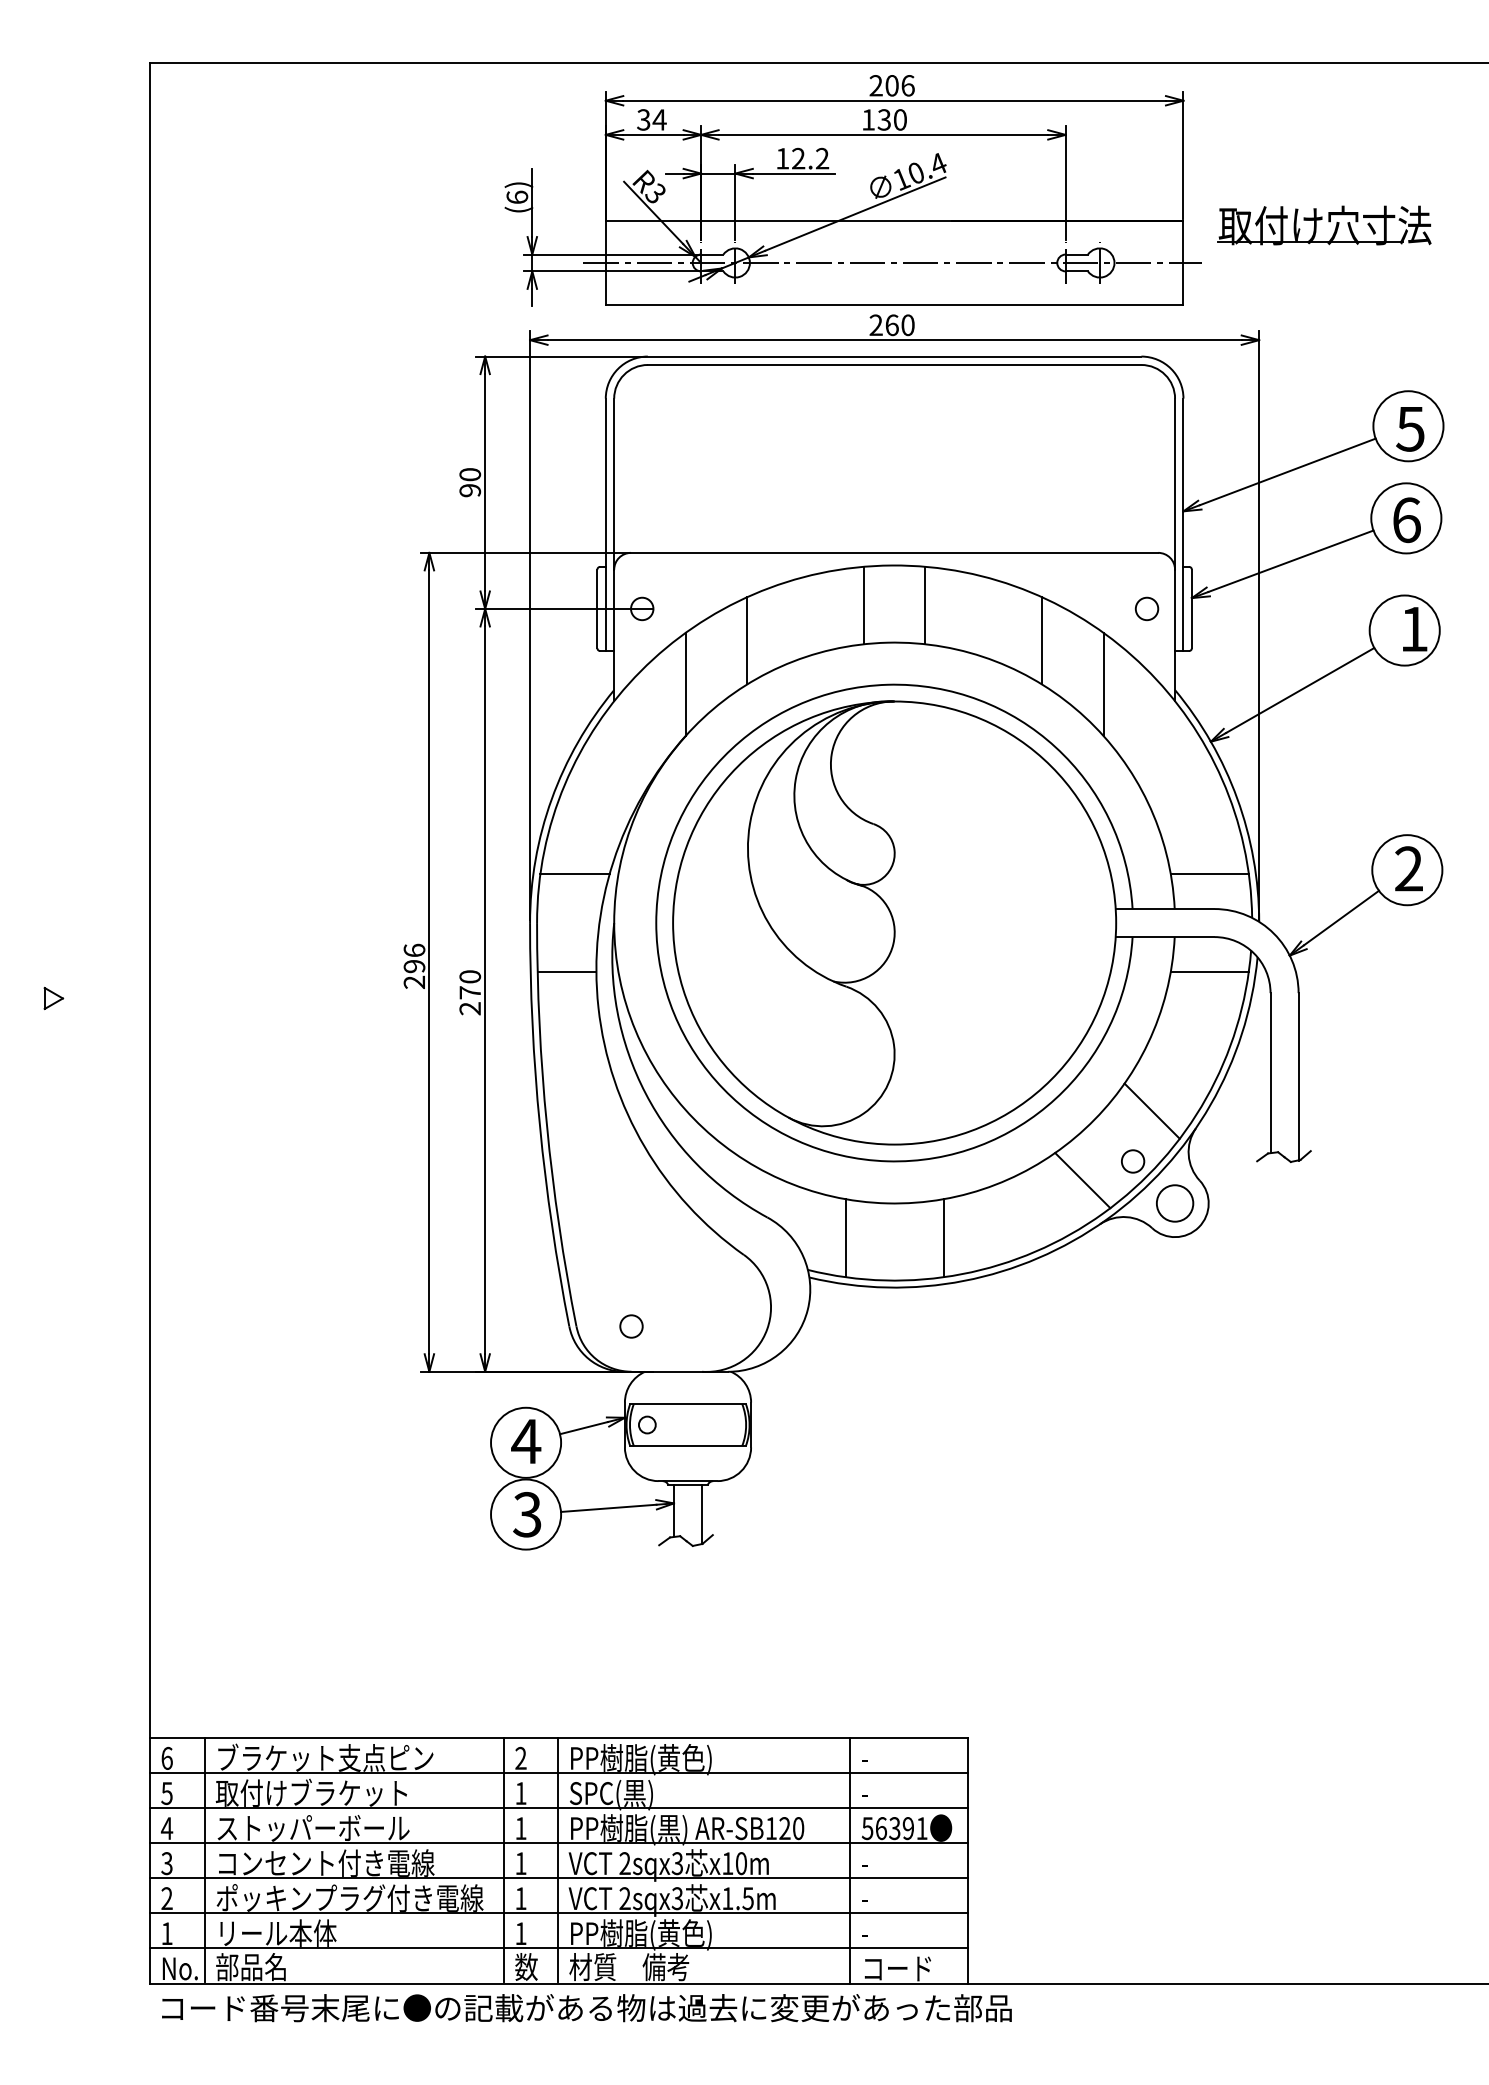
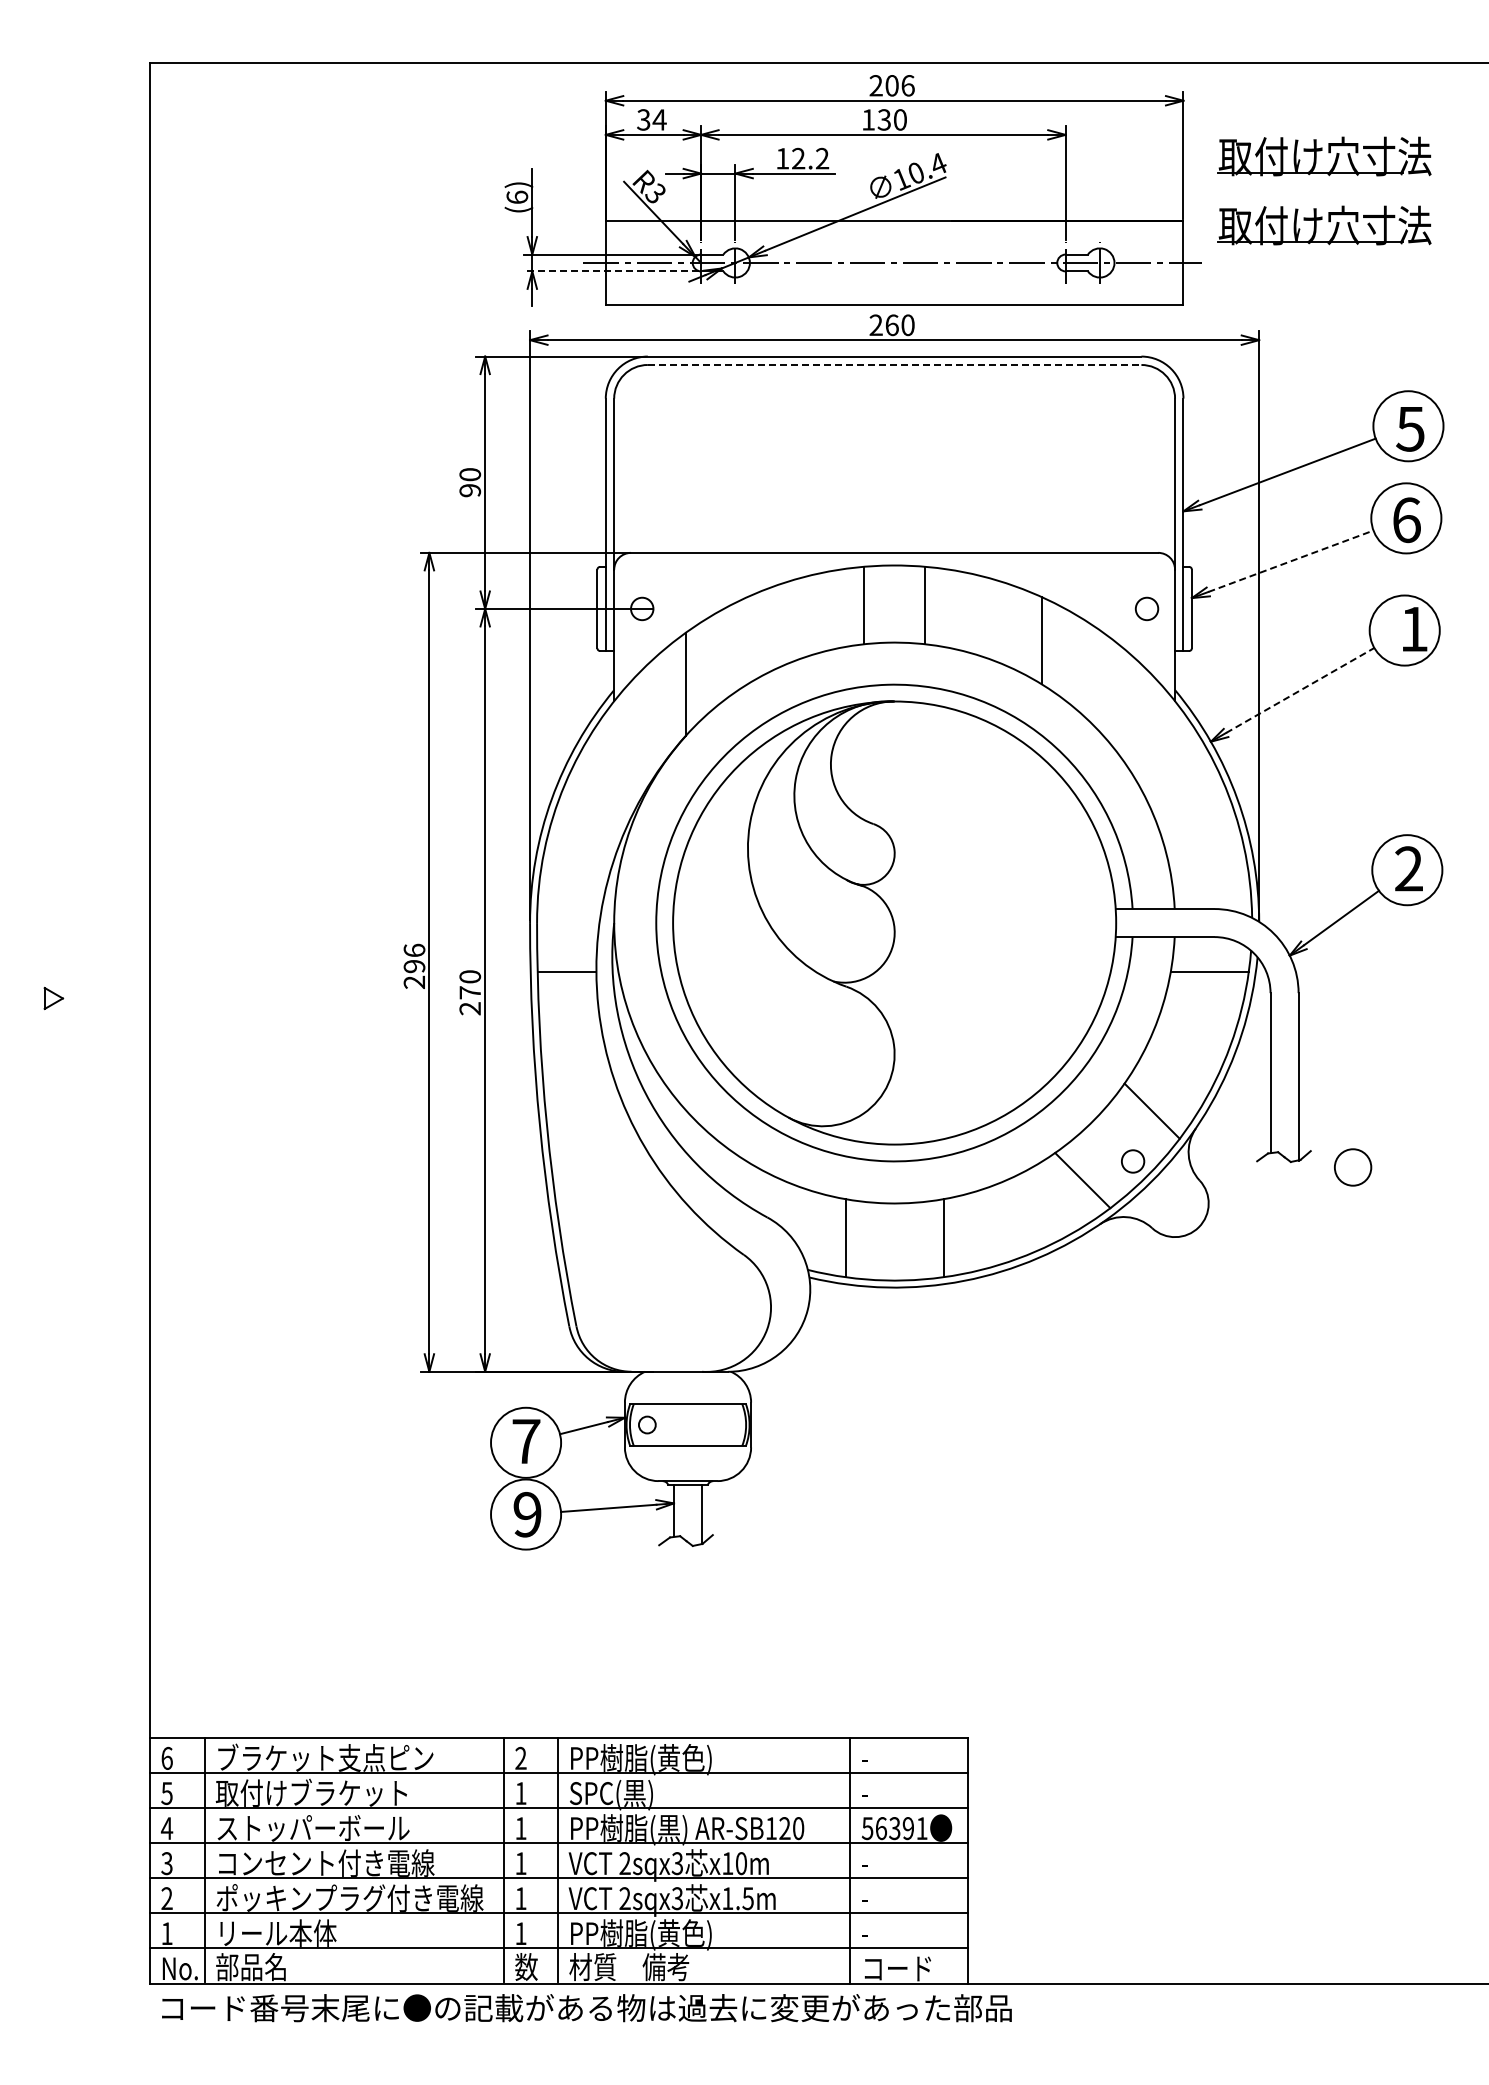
part: none -> present (1324, 156)
line: solid -> dashed (611, 271)
line: solid -> dashed (894, 364)
line: solid -> dashed (1291, 561)
line: present -> none (747, 640)
line: present -> none (1103, 684)
line: solid -> dashed (1300, 690)
line: present -> none (574, 873)
line: present -> none (1209, 873)
circle position: (1175, 1203) -> (1353, 1167) (1353, 1167)
circle: present -> none (631, 1326)
text: 4 -> 7 (526, 1441)
text: 3 -> 9 (527, 1514)
